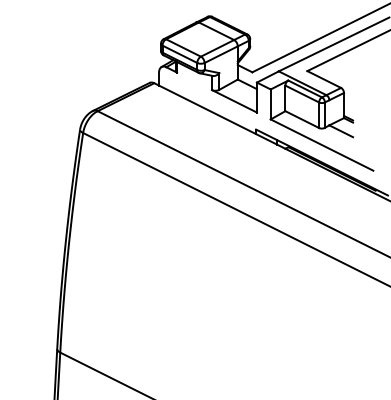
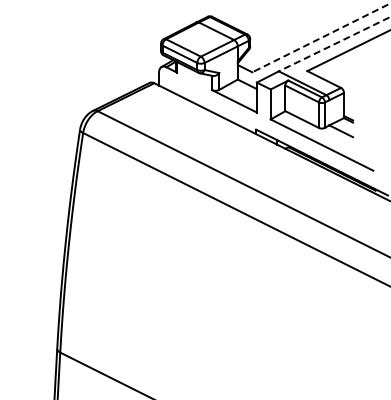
line: solid -> dashed (321, 37)
line: solid -> dashed (333, 44)
